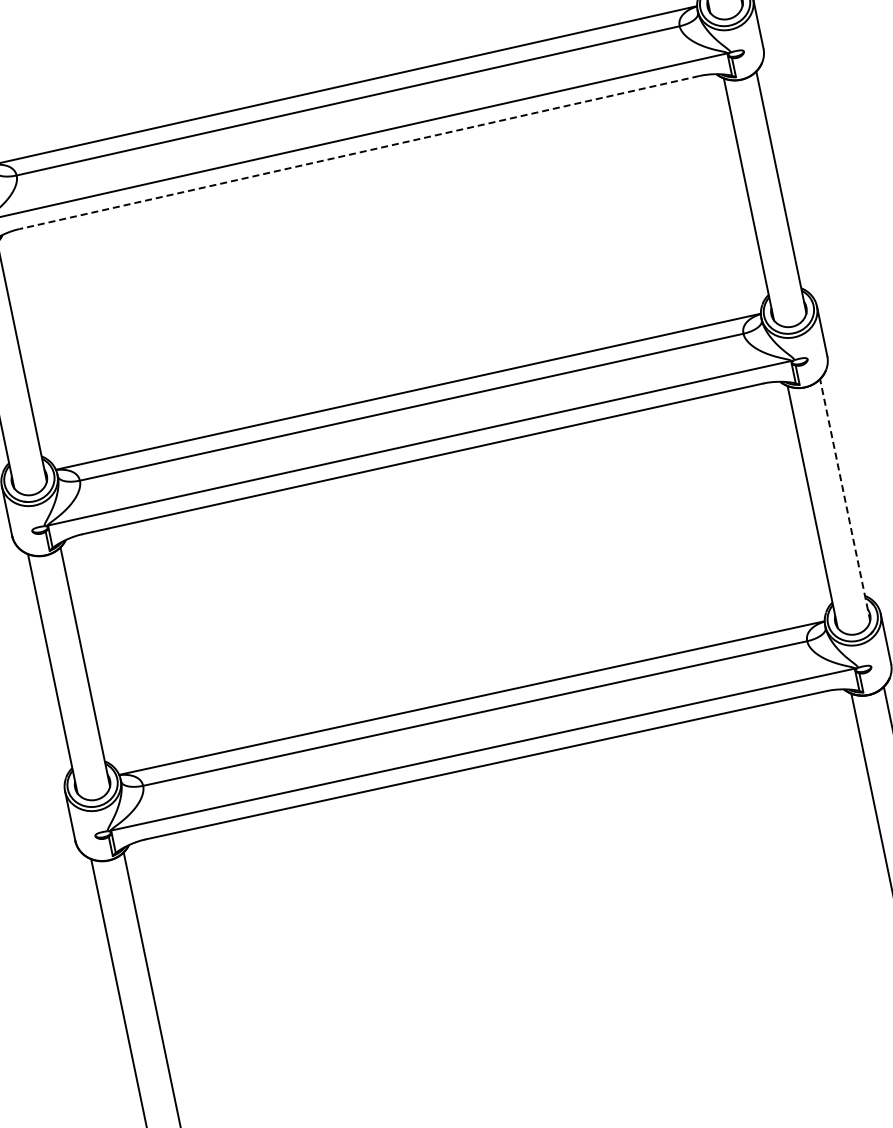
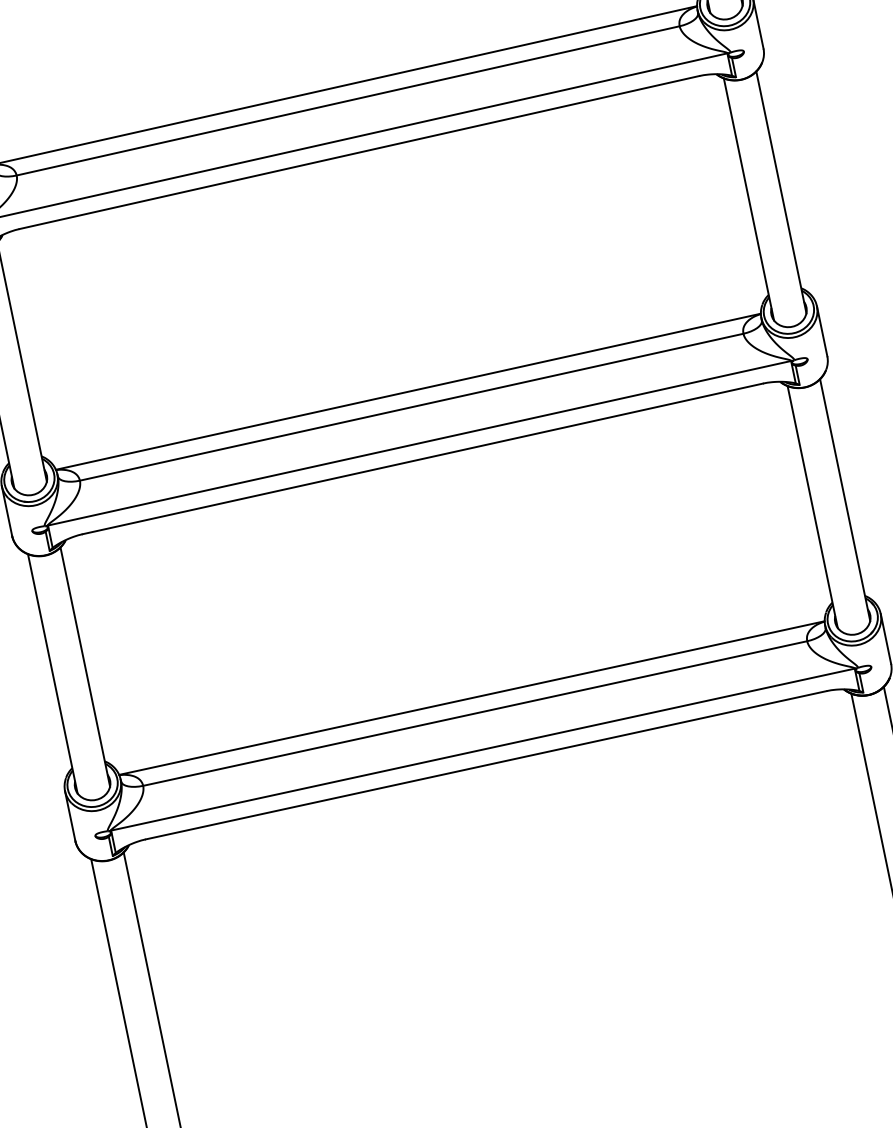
line: dashed -> solid (358, 152)
line: dashed -> solid (845, 500)
